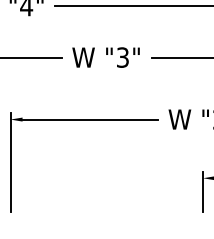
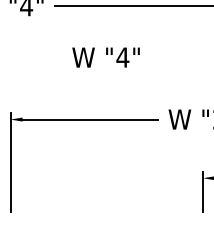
line: present -> none (31, 57)
text: "3" -> "4" (122, 57)
line: present -> none (180, 57)
